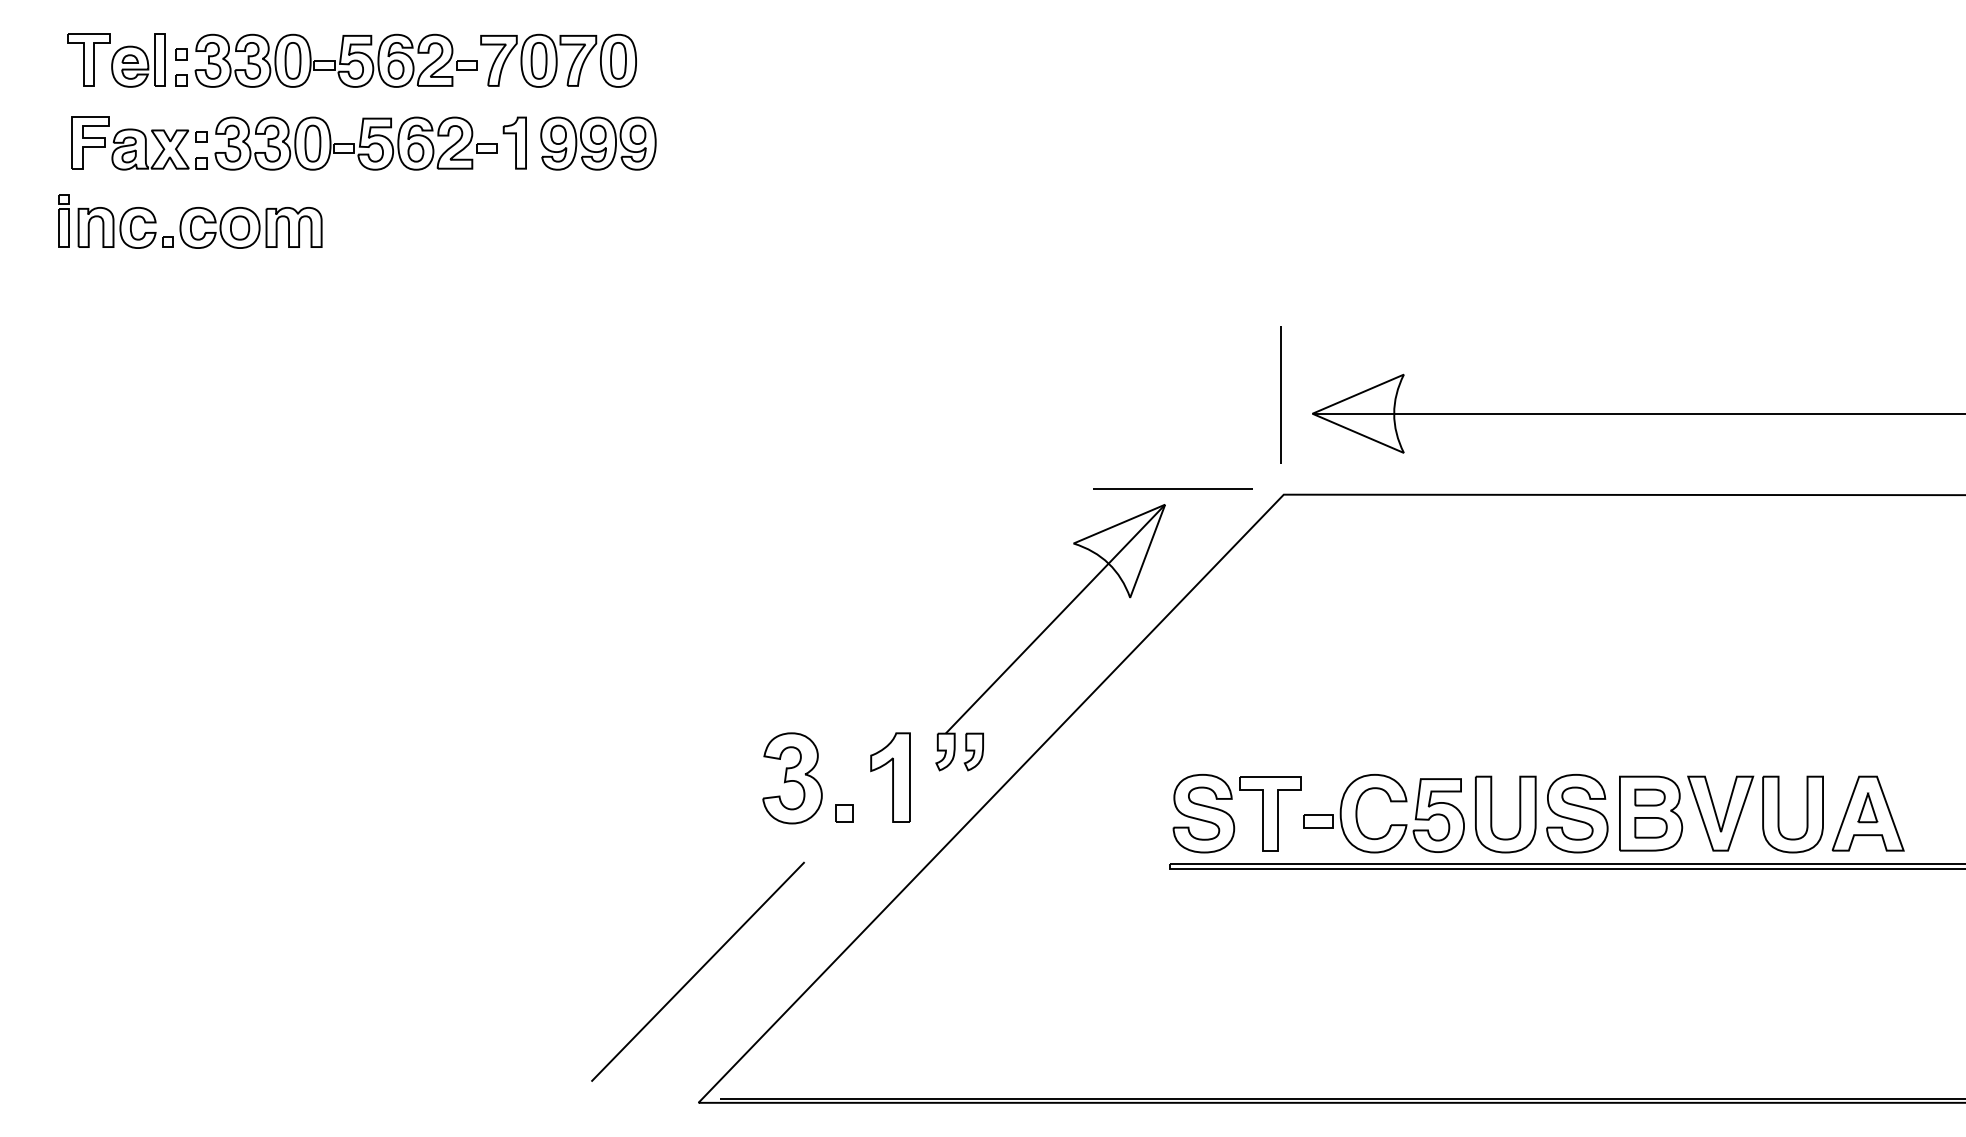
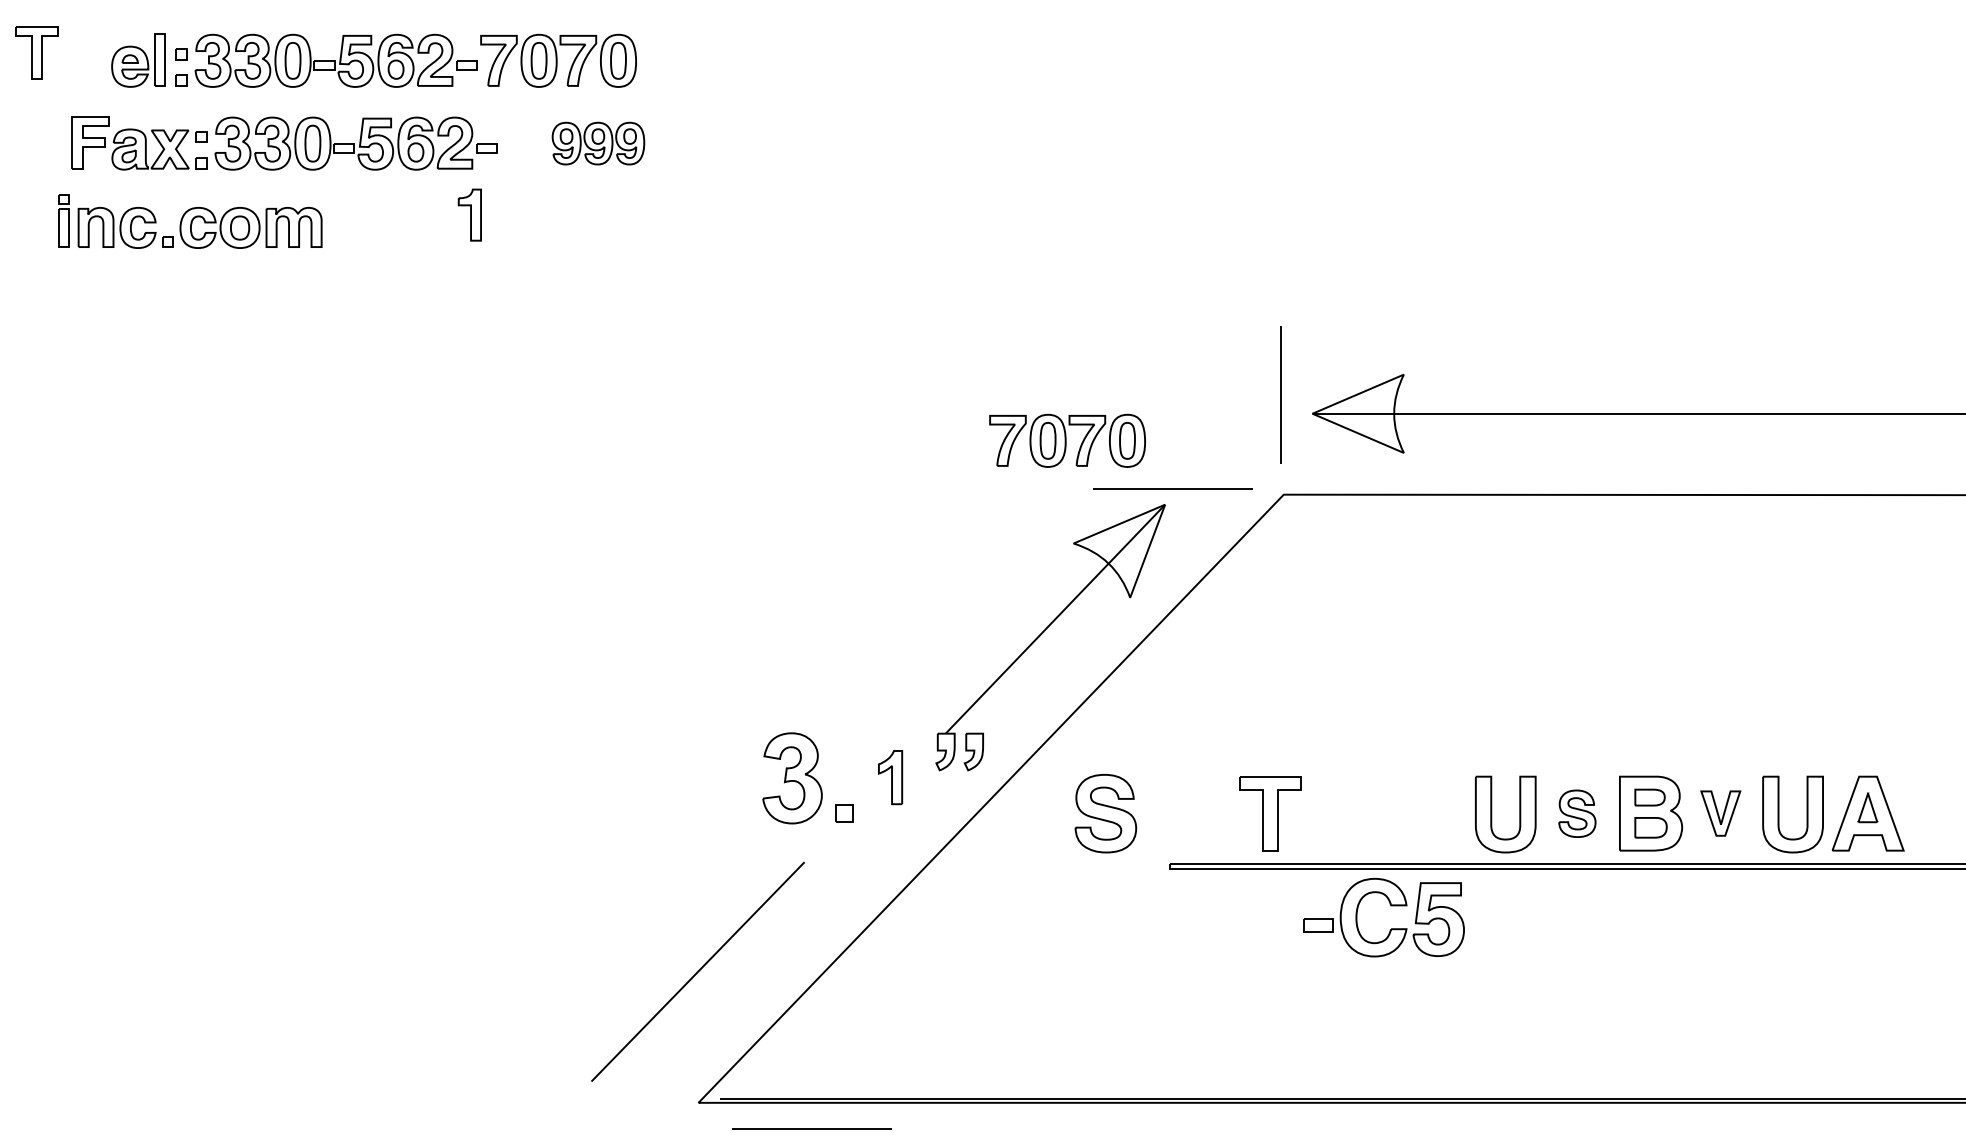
part position: (88, 59) -> (36, 52) (36, 52)
part position: (514, 142) -> (469, 214) (469, 214)
part size: 117x55 px -> 95x45 px (598, 143)
part: none -> present (1067, 440)
part size: 41x91 px -> 26x56 px (890, 777)
part position: (1390, 802) -> (1390, 906) (1390, 906)
part position: (1203, 813) -> (1105, 813) (1105, 813)
part size: 63x80 px -> 39x49 px (1577, 813)
part size: 68x77 px -> 42x47 px (1720, 813)
line: none -> present (811, 1128)
